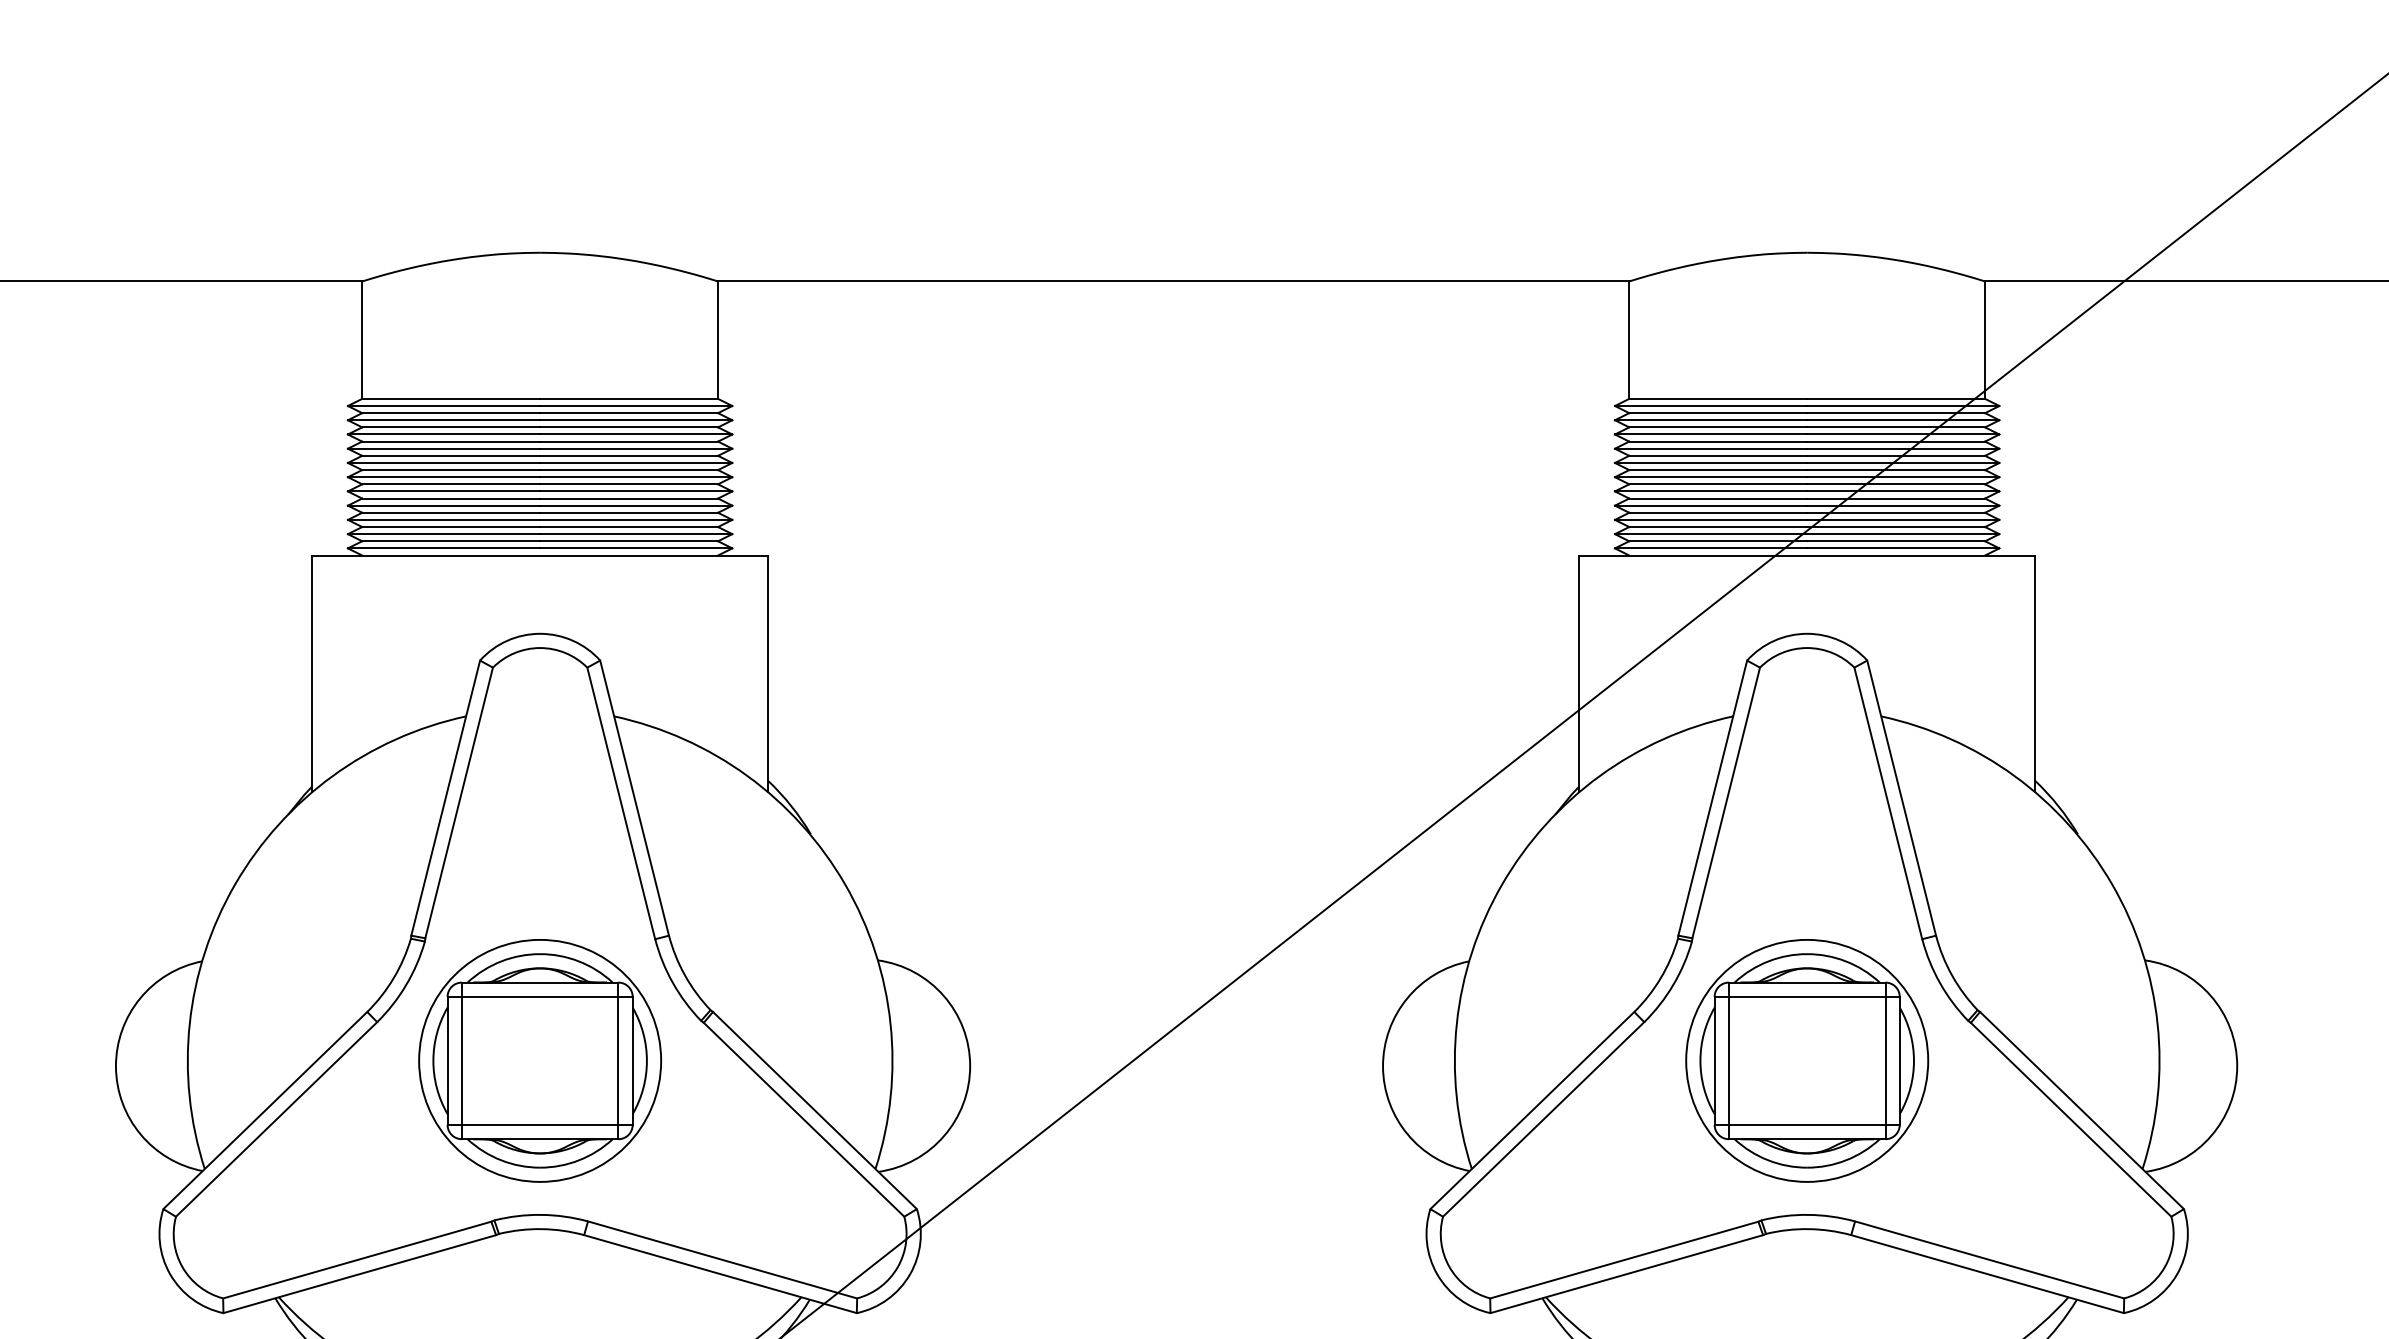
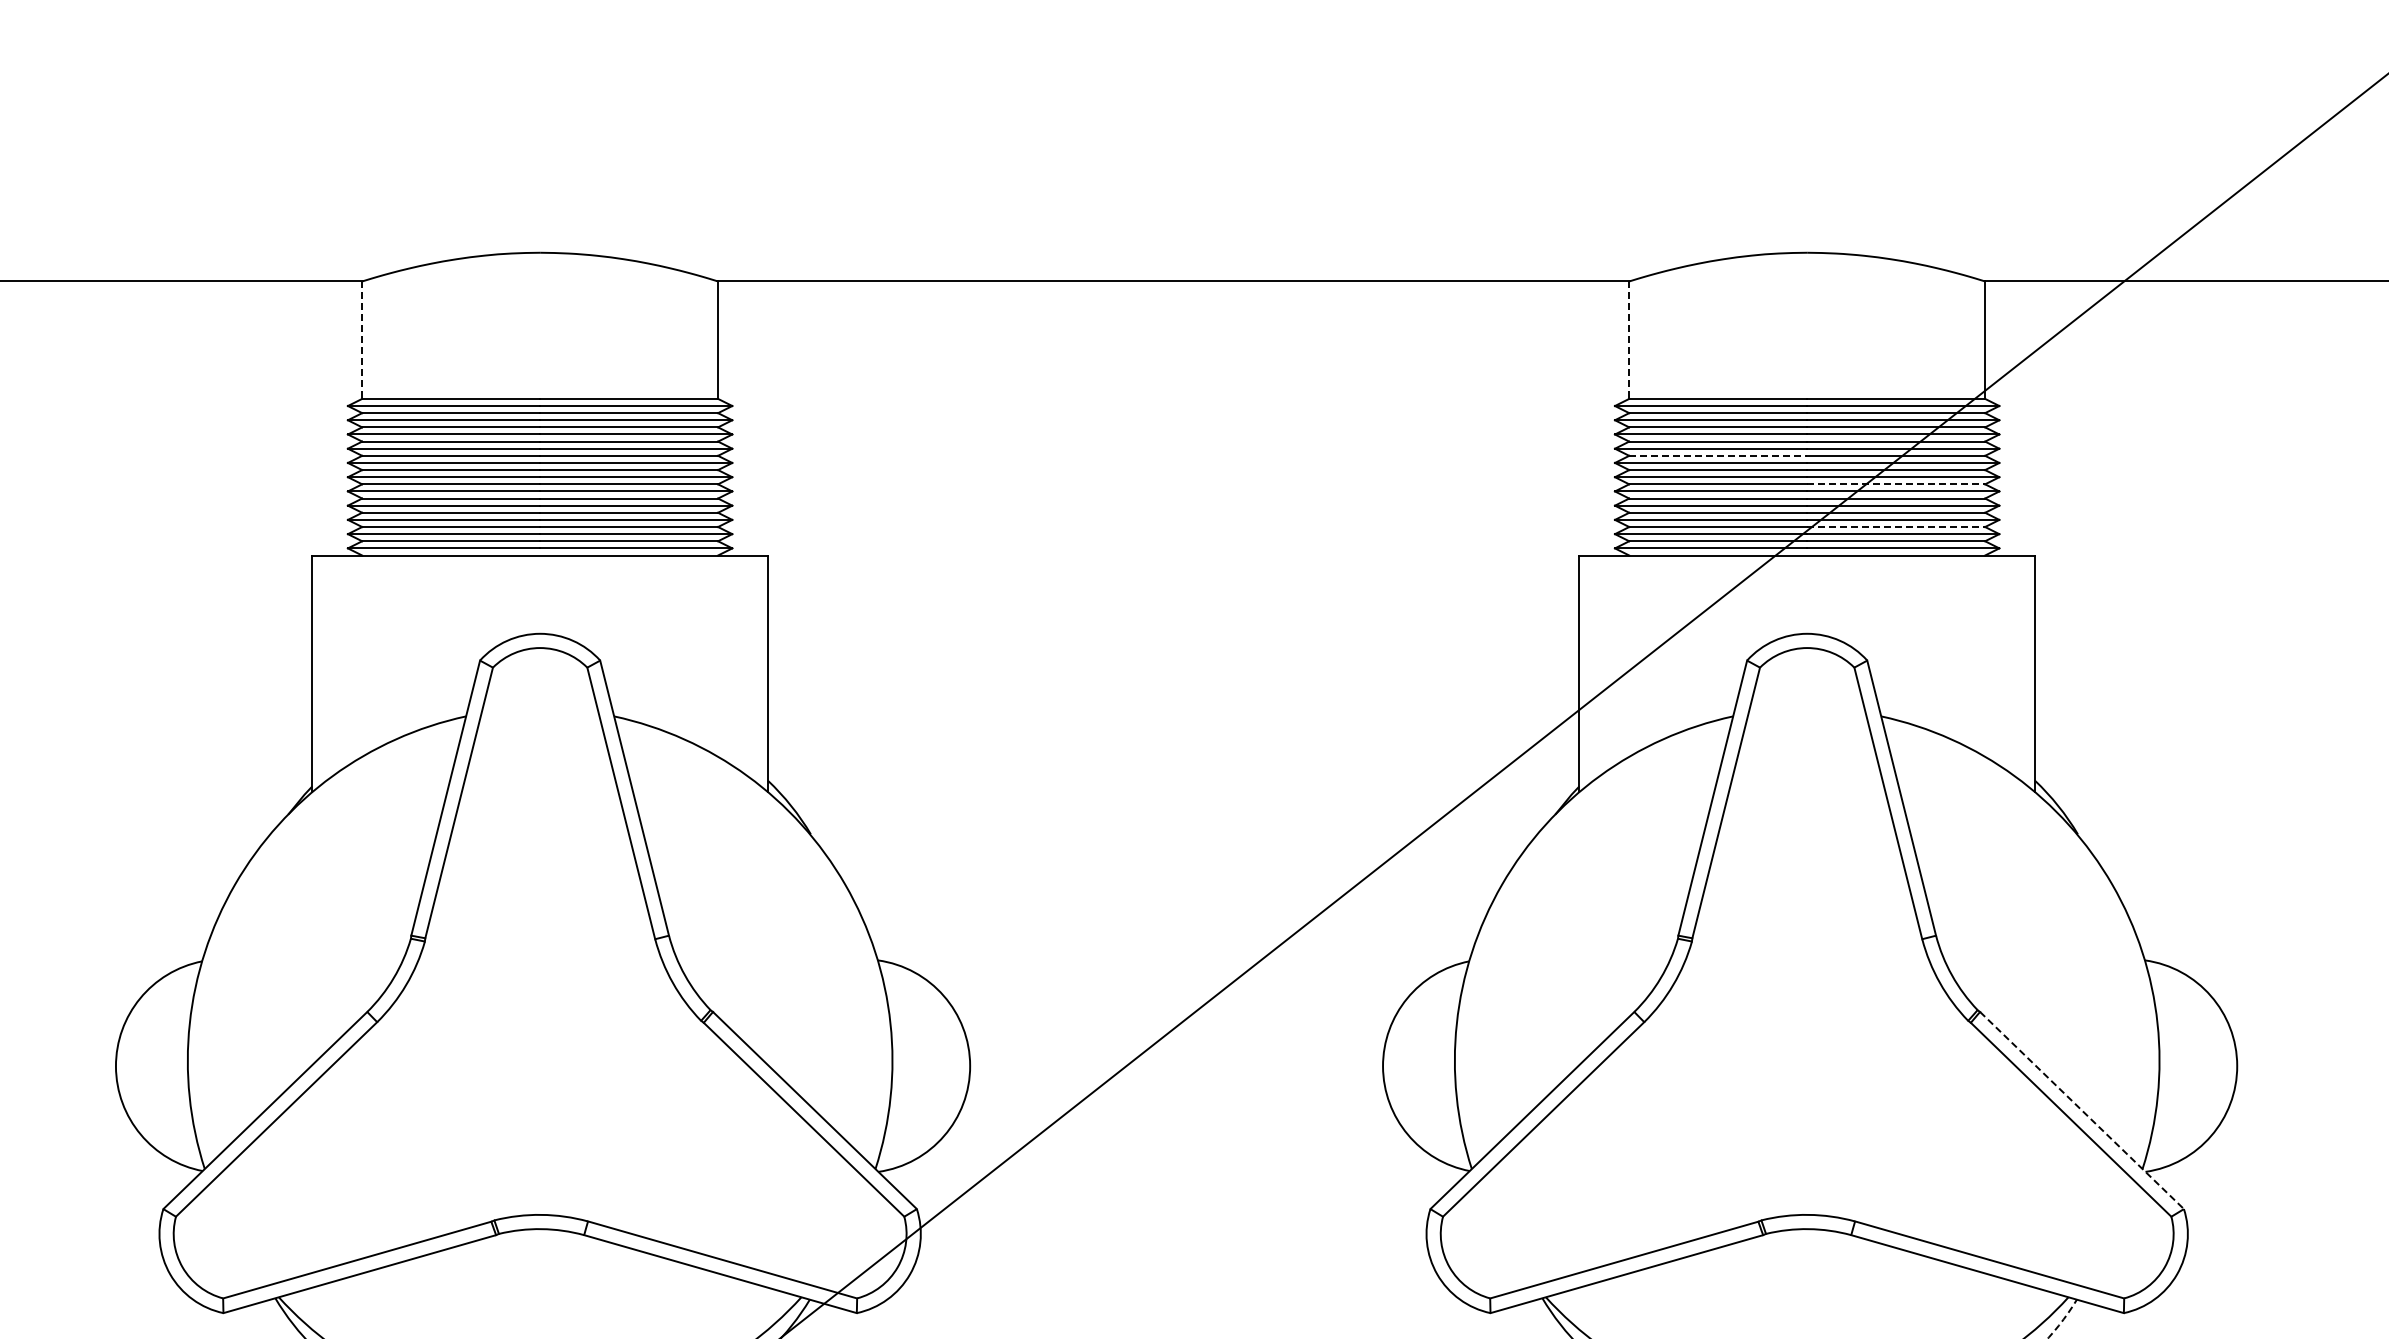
line: solid -> dashed (362, 340)
line: solid -> dashed (1629, 340)
line: solid -> dashed (1718, 455)
line: solid -> dashed (1896, 484)
line: solid -> dashed (1896, 527)
part: present -> none (540, 1060)
part: present -> none (1807, 1060)
line: solid -> dashed (2082, 1110)
arc: solid -> dashed (2063, 1320)
